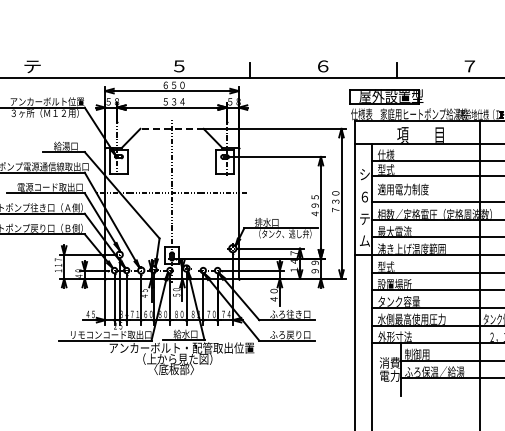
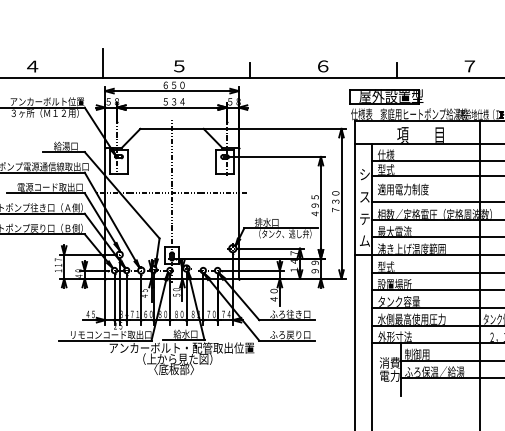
line: none -> present (103, 63)
text: テ -> ４ (32, 66)
line: dashed -> solid (172, 128)
text: ６ -> ス (364, 196)
